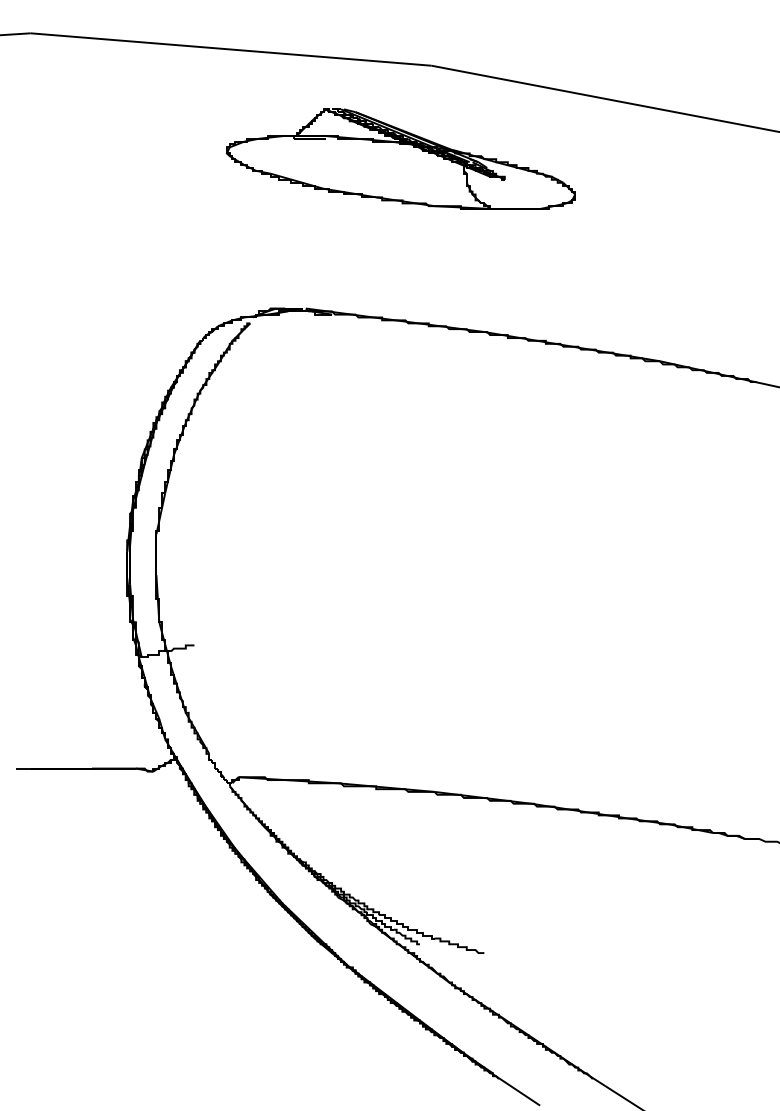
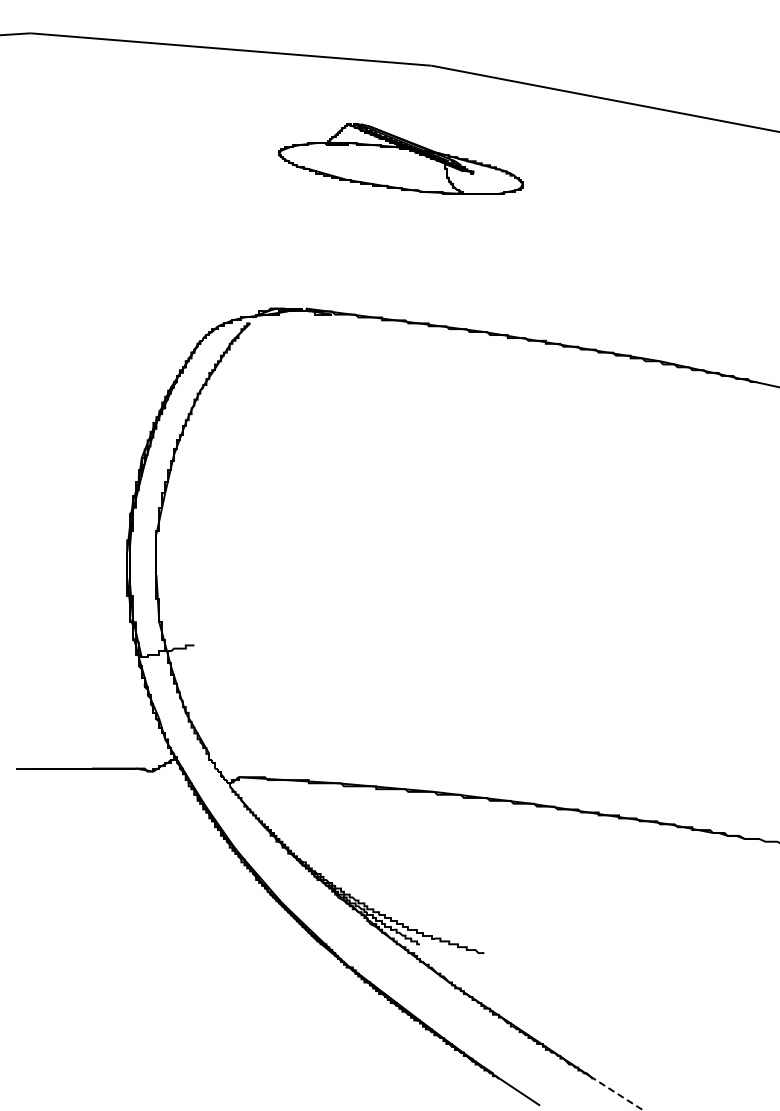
part size: 351x102 px -> 246x72 px (400, 158)
line: solid -> dashed (616, 1093)
